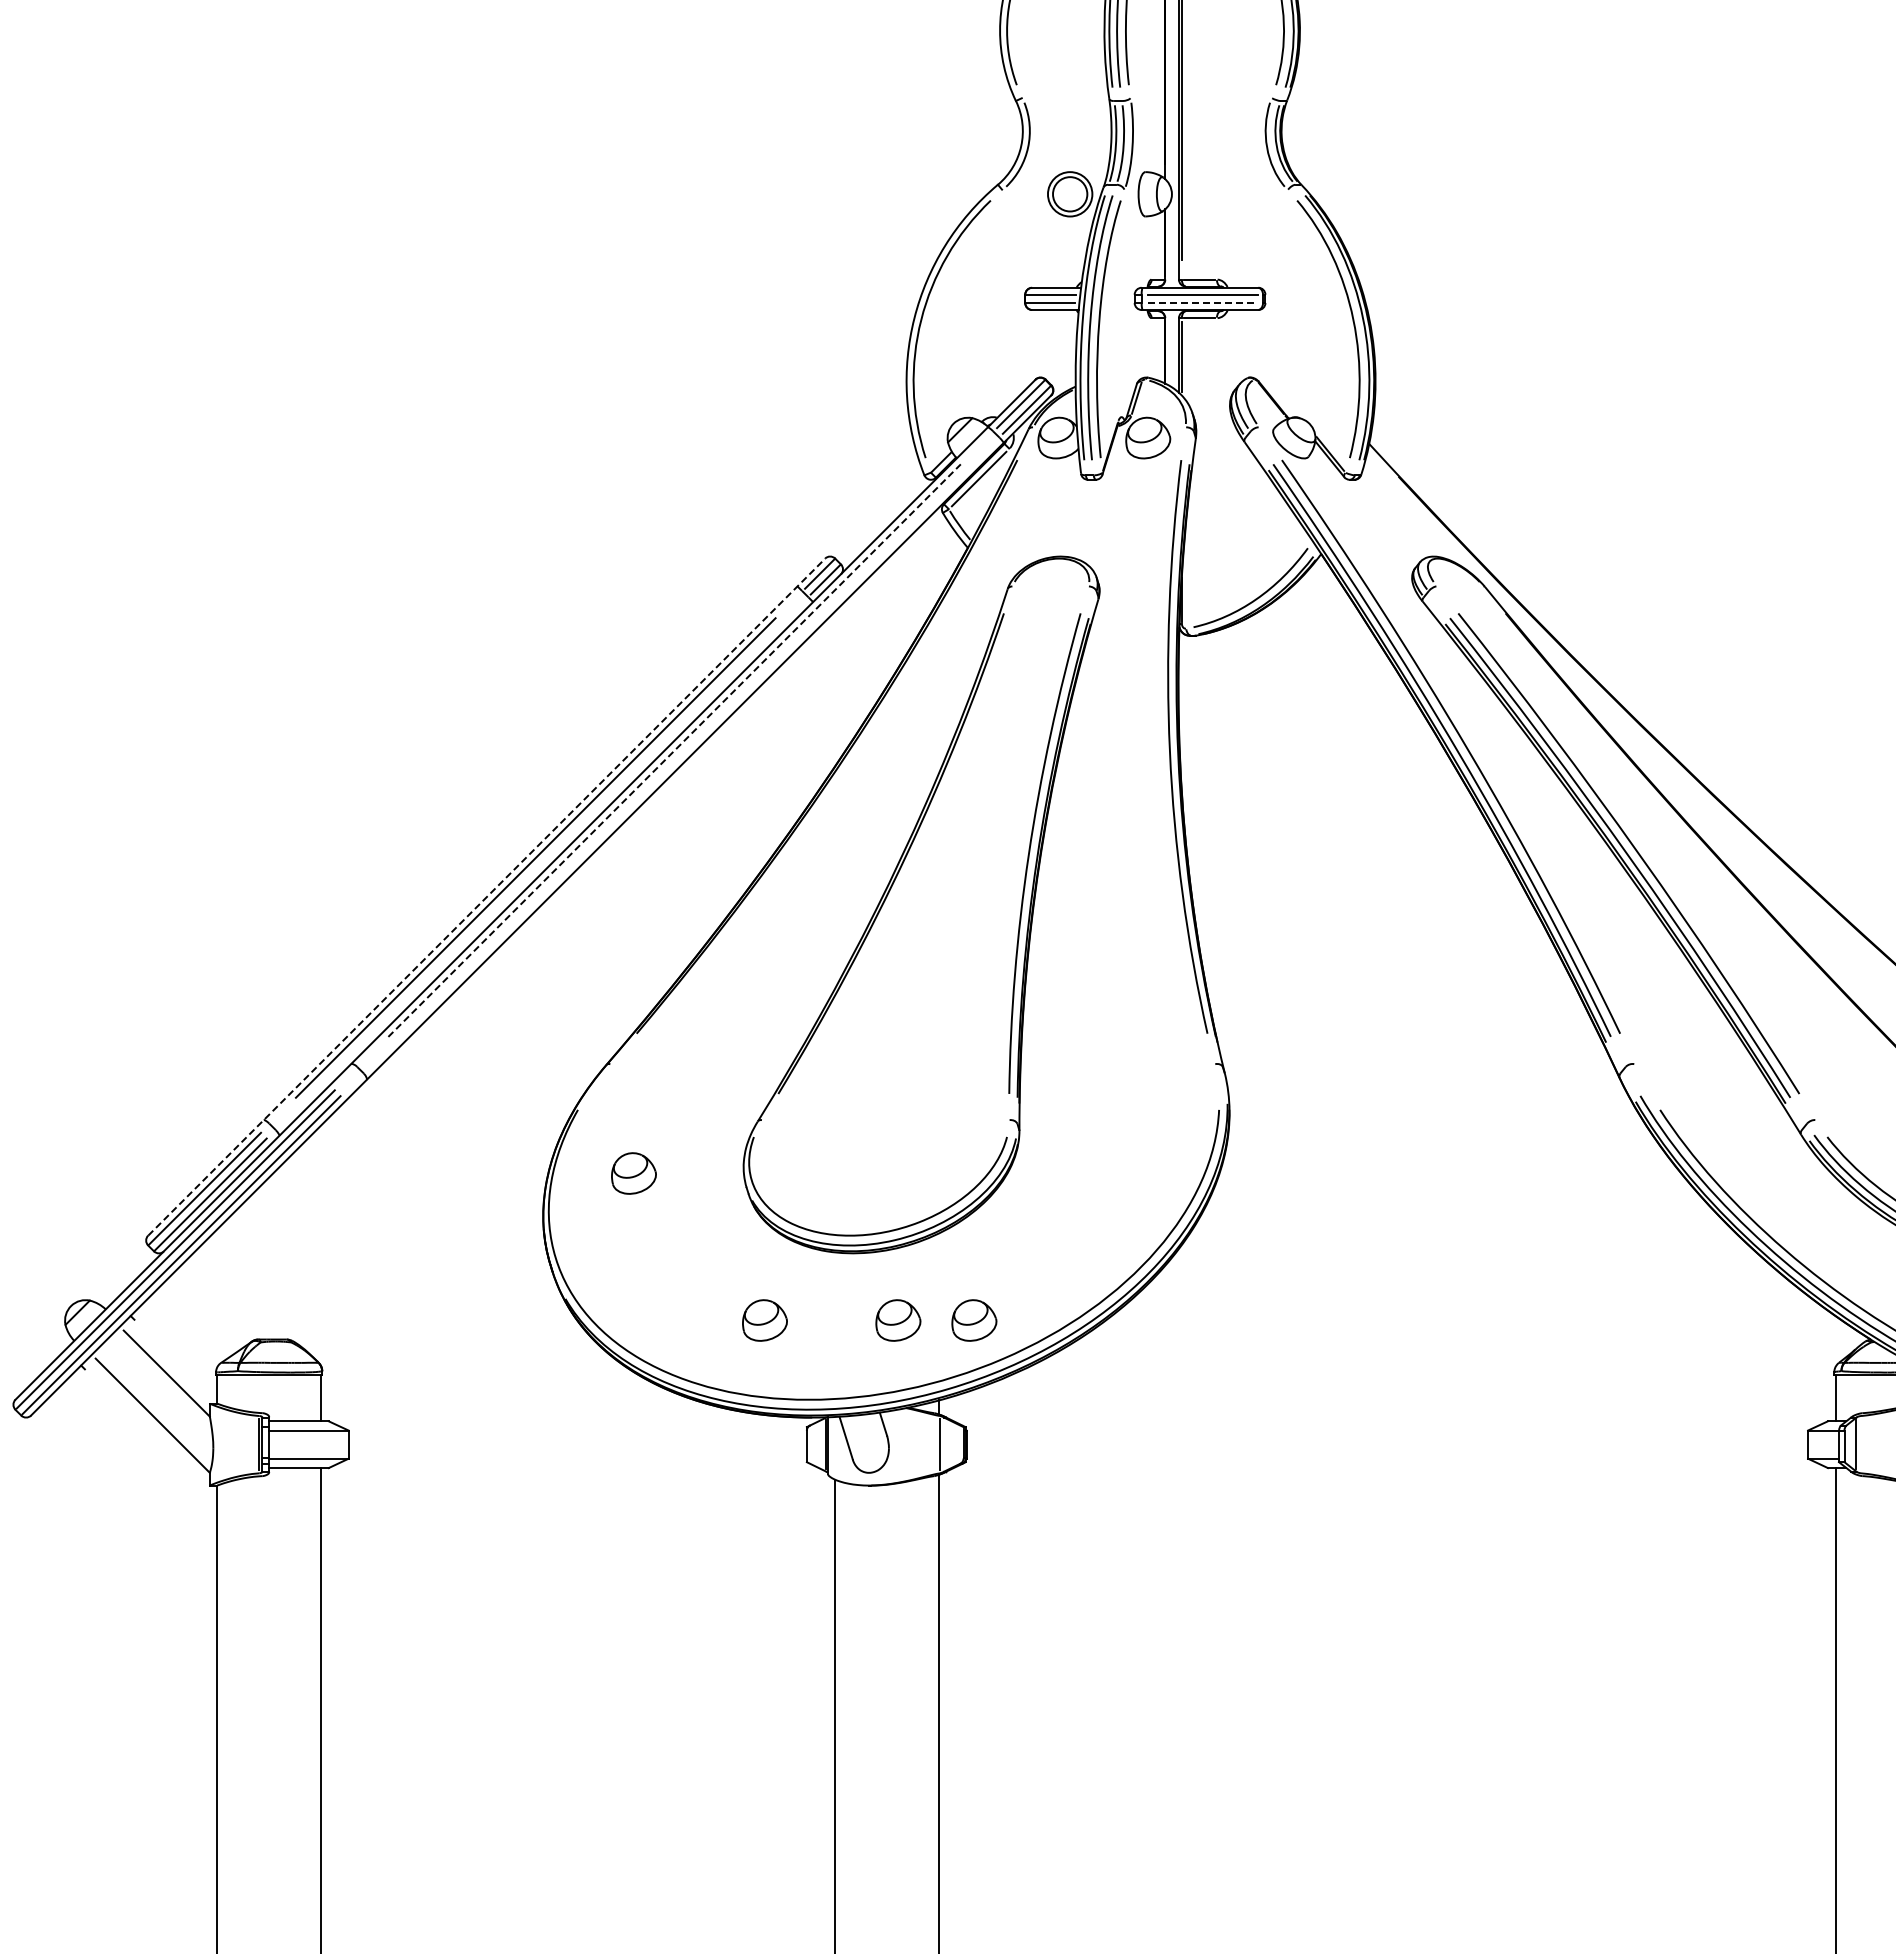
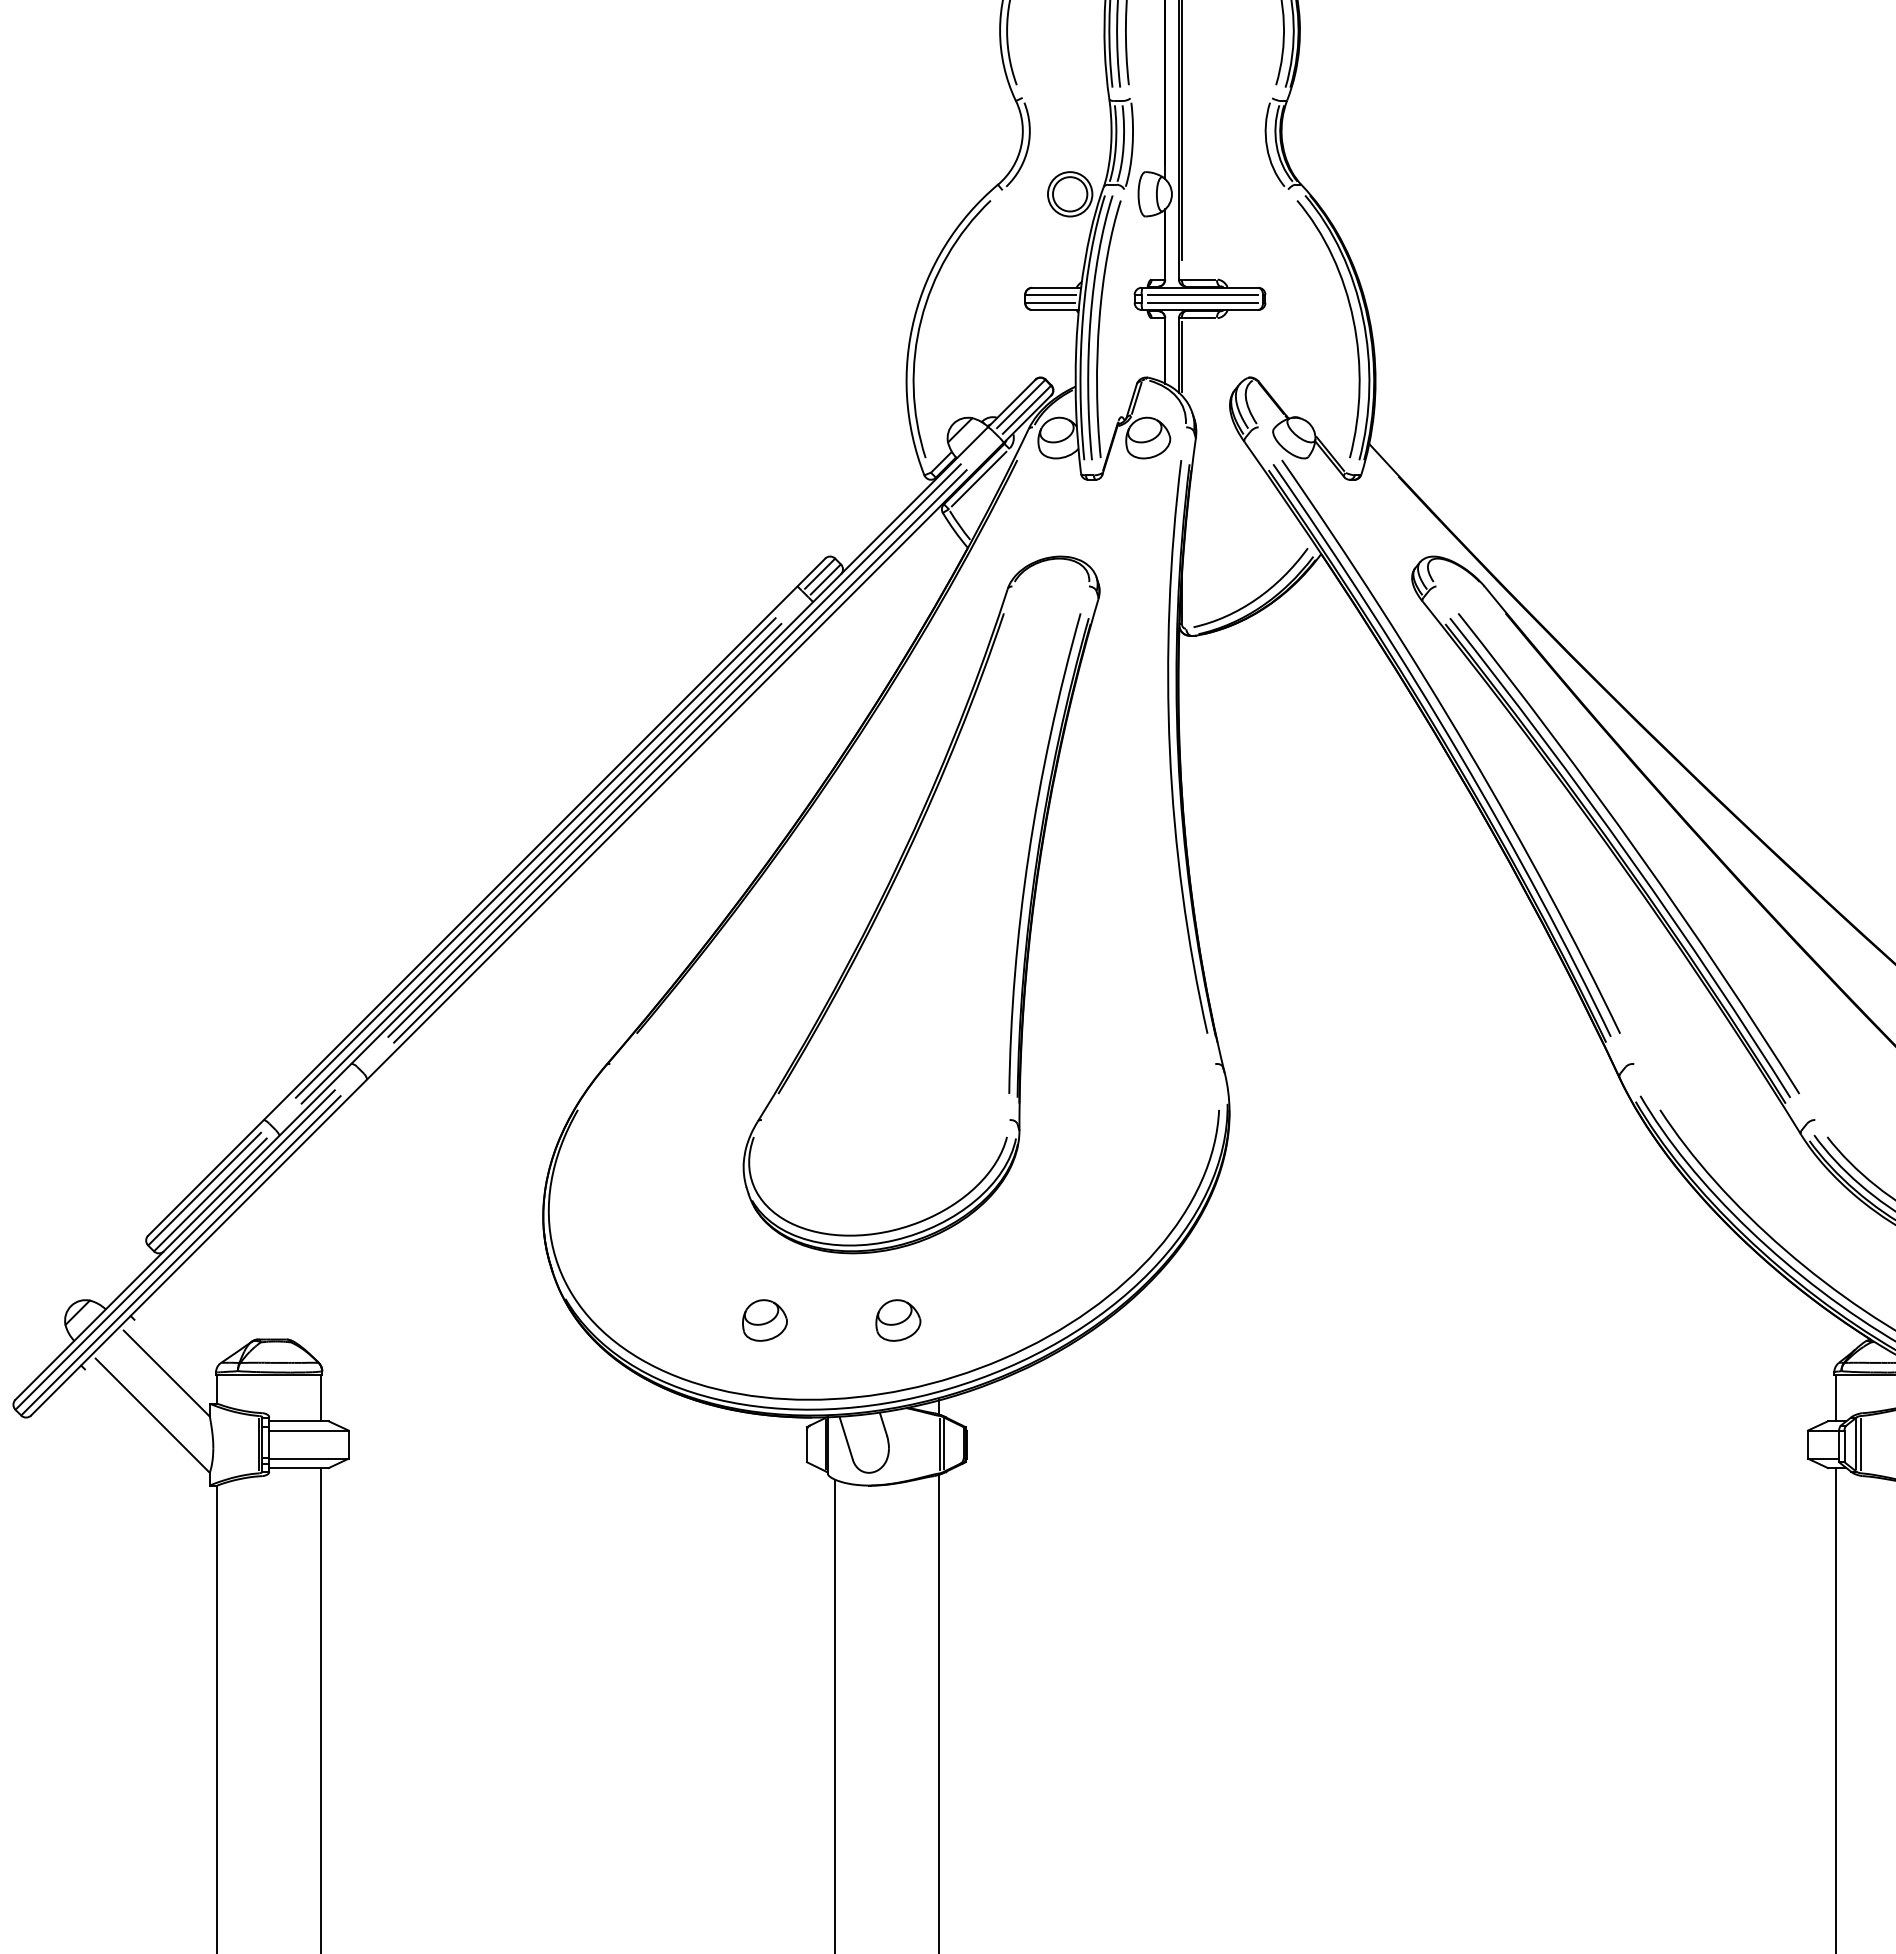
line: dashed -> solid (1203, 302)
line: dashed -> solid (674, 750)
line: none -> present (680, 756)
line: none -> present (541, 863)
line: dashed -> solid (486, 897)
part: present -> none (633, 1173)
part: present -> none (974, 1320)
line: none -> present (944, 1444)
line: none -> present (1861, 1444)
